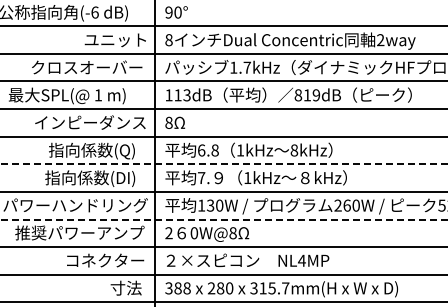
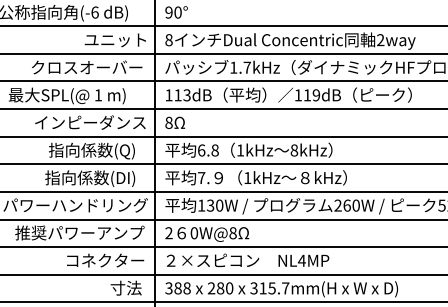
text: 819dB -> 119dB (298, 95)
line: dashed -> solid (224, 164)
line: dashed -> solid (224, 219)
